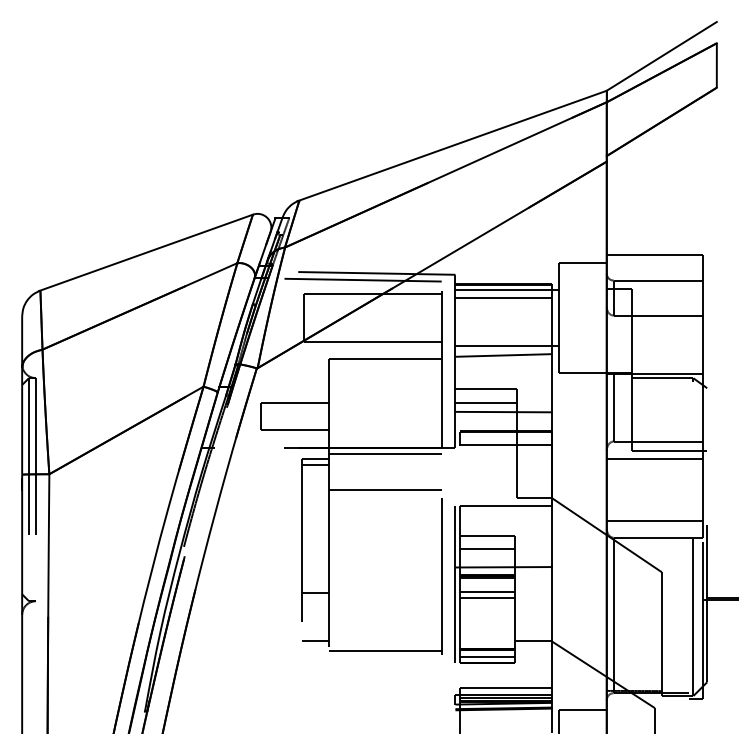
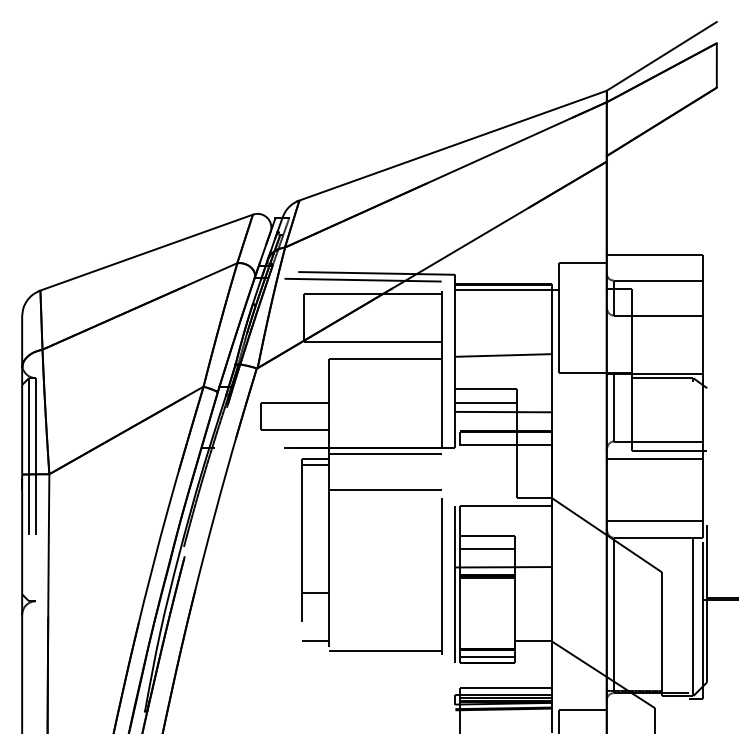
line: present -> none (503, 297)
line: present -> none (506, 345)
line: present -> none (486, 592)
line: present -> none (486, 598)
